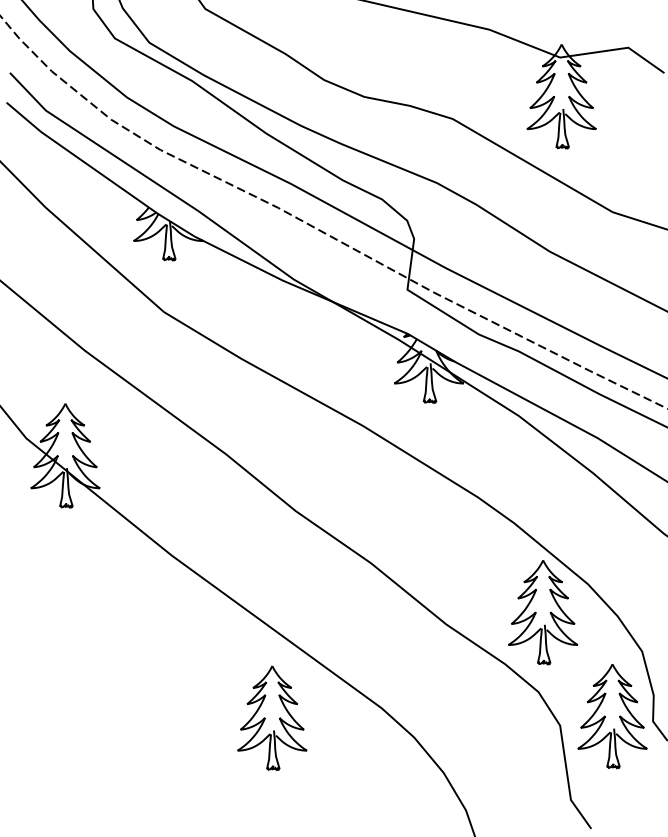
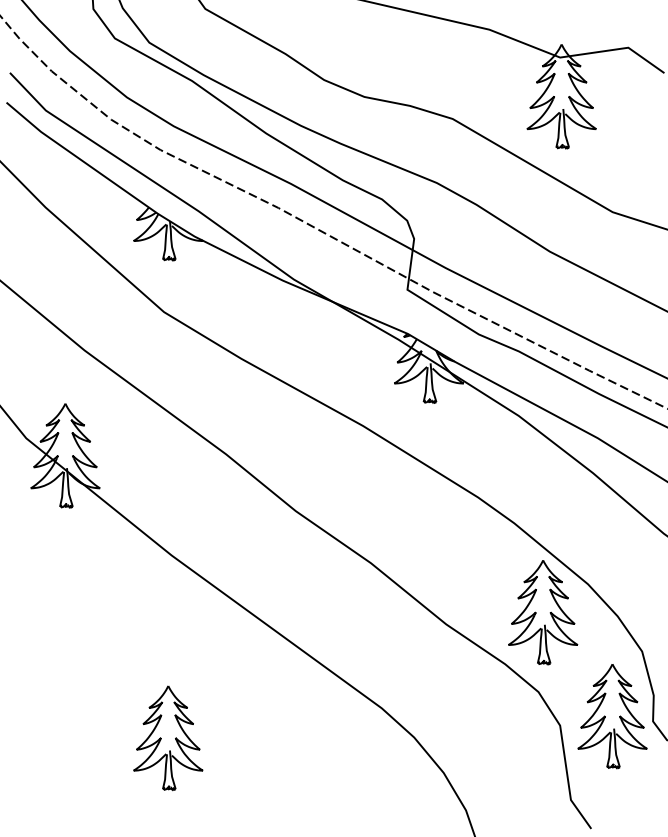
part position: (272, 718) -> (168, 738) (168, 738)
